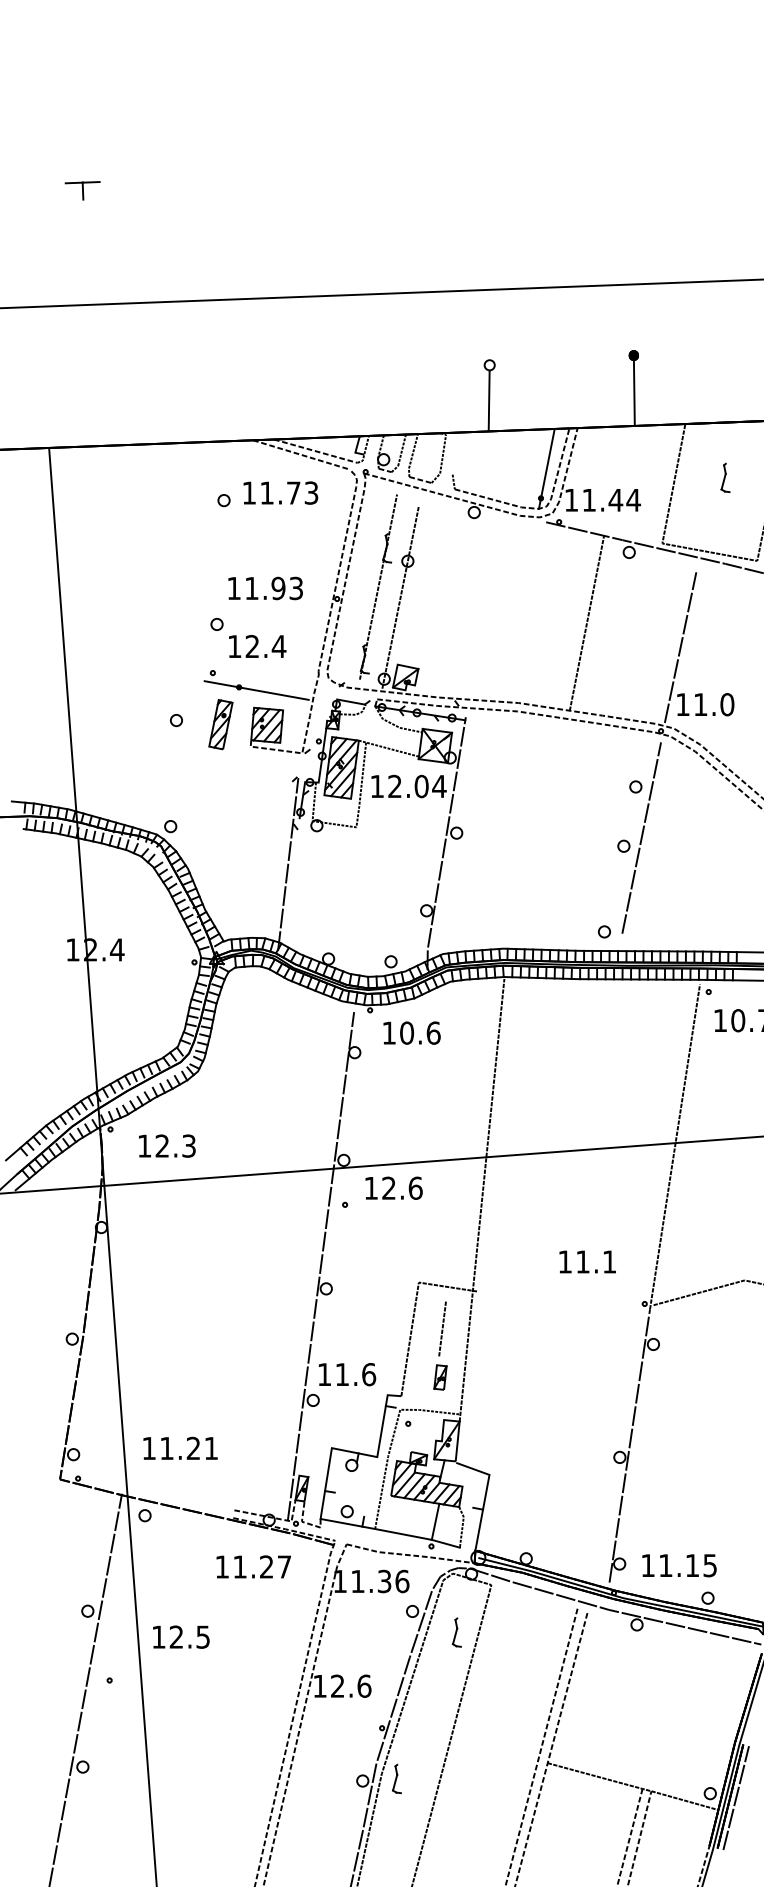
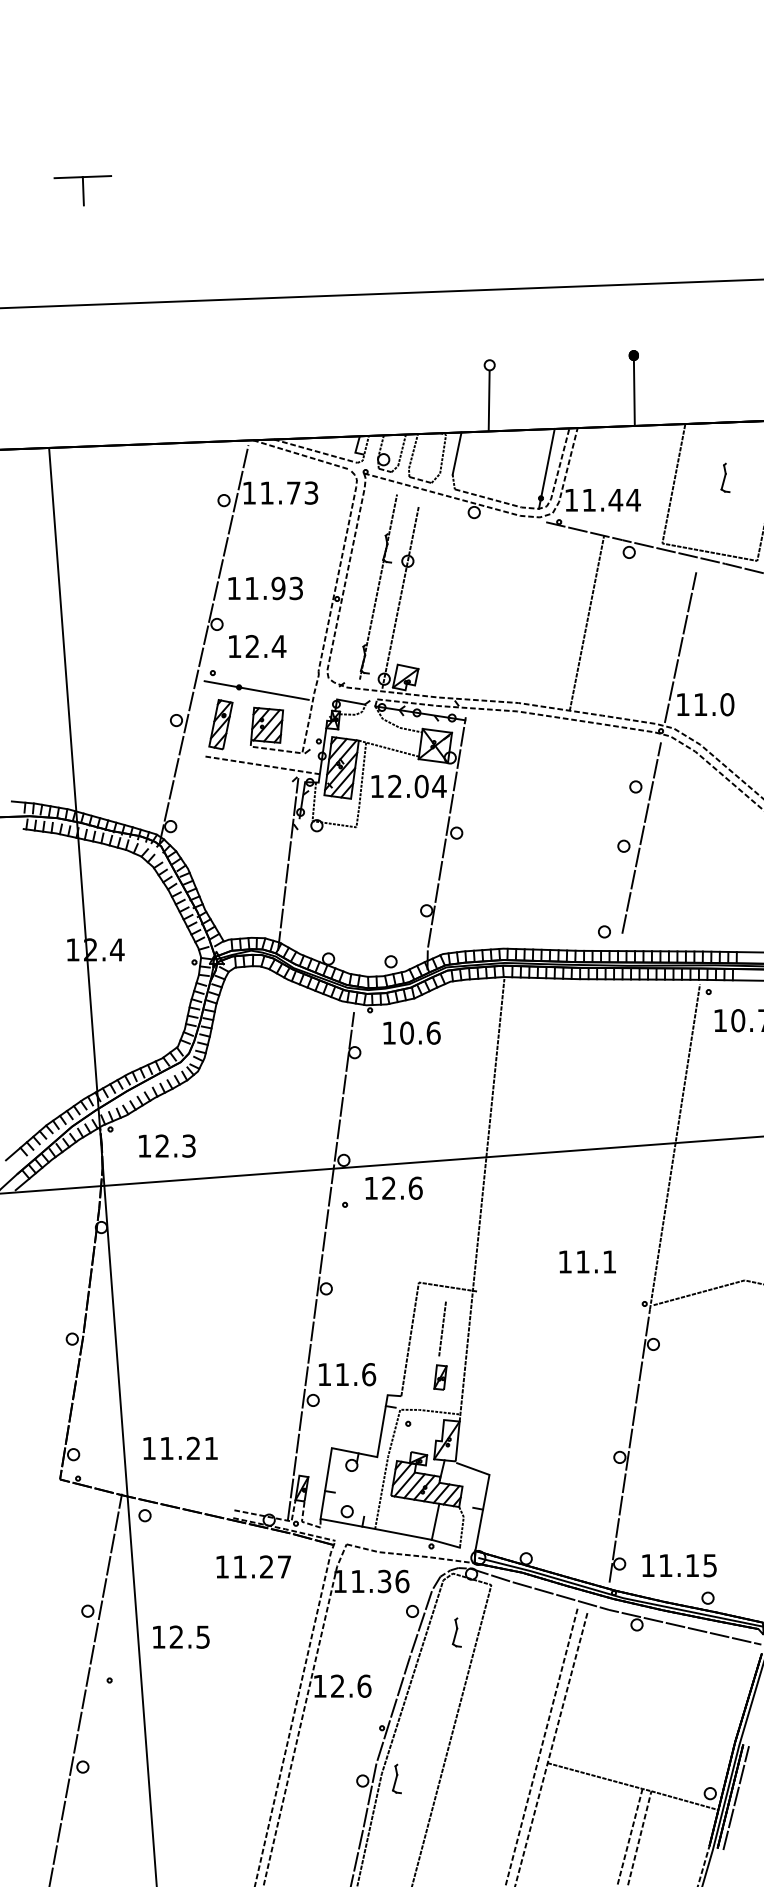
part size: 37x20 px -> 59x32 px (82, 190)
line: none -> present (456, 453)
line: none -> present (203, 644)
line: none -> present (262, 765)
